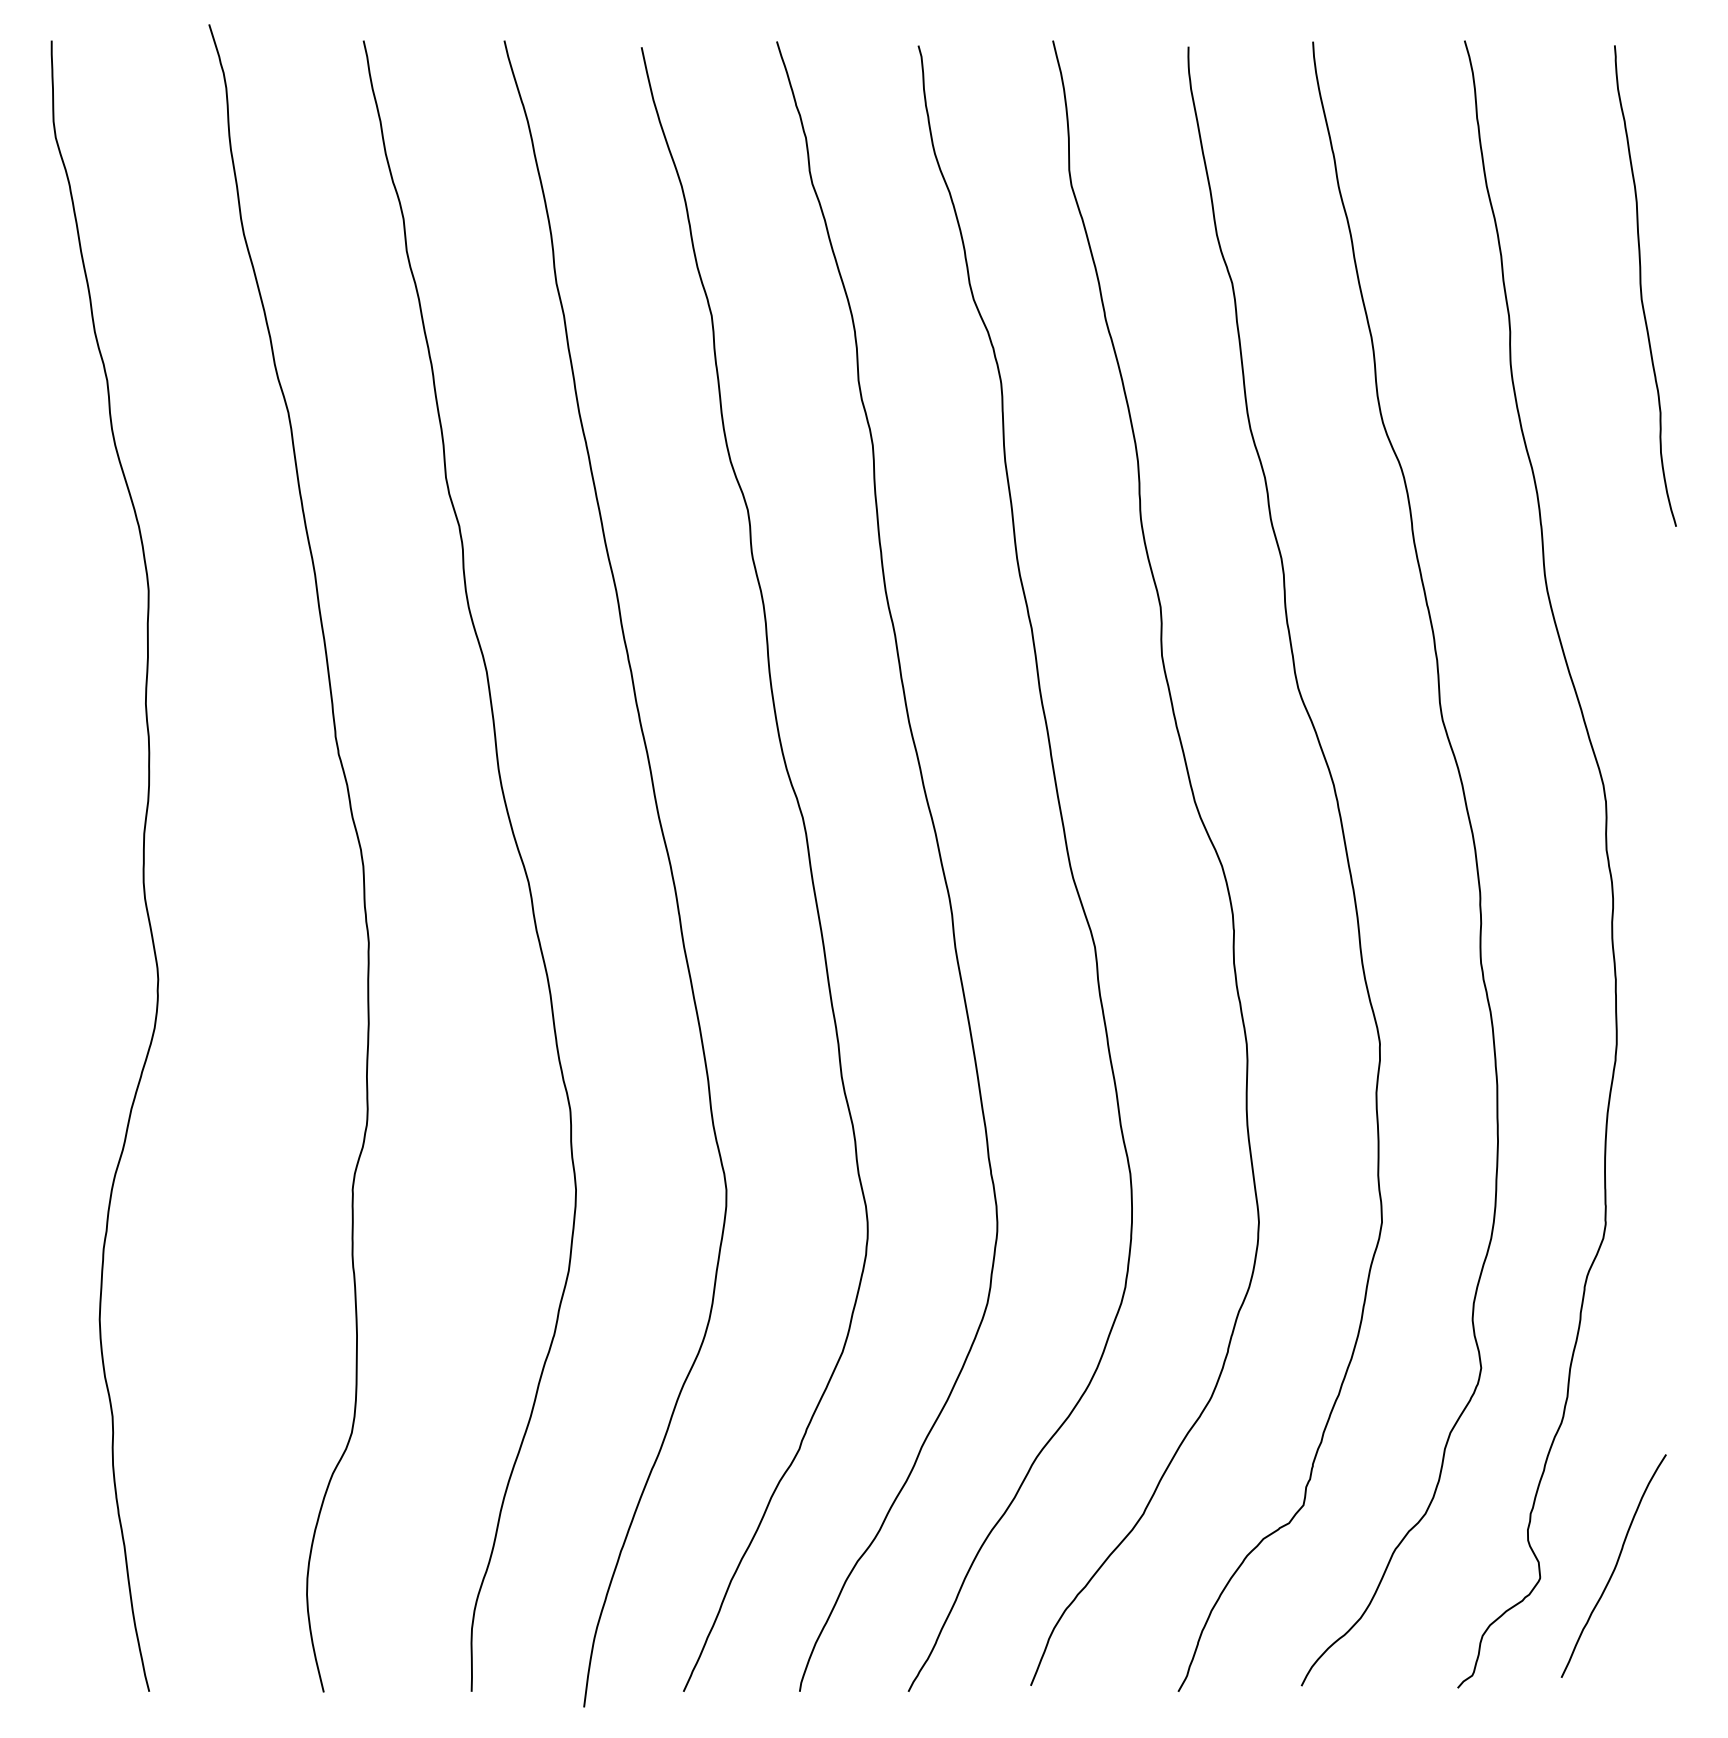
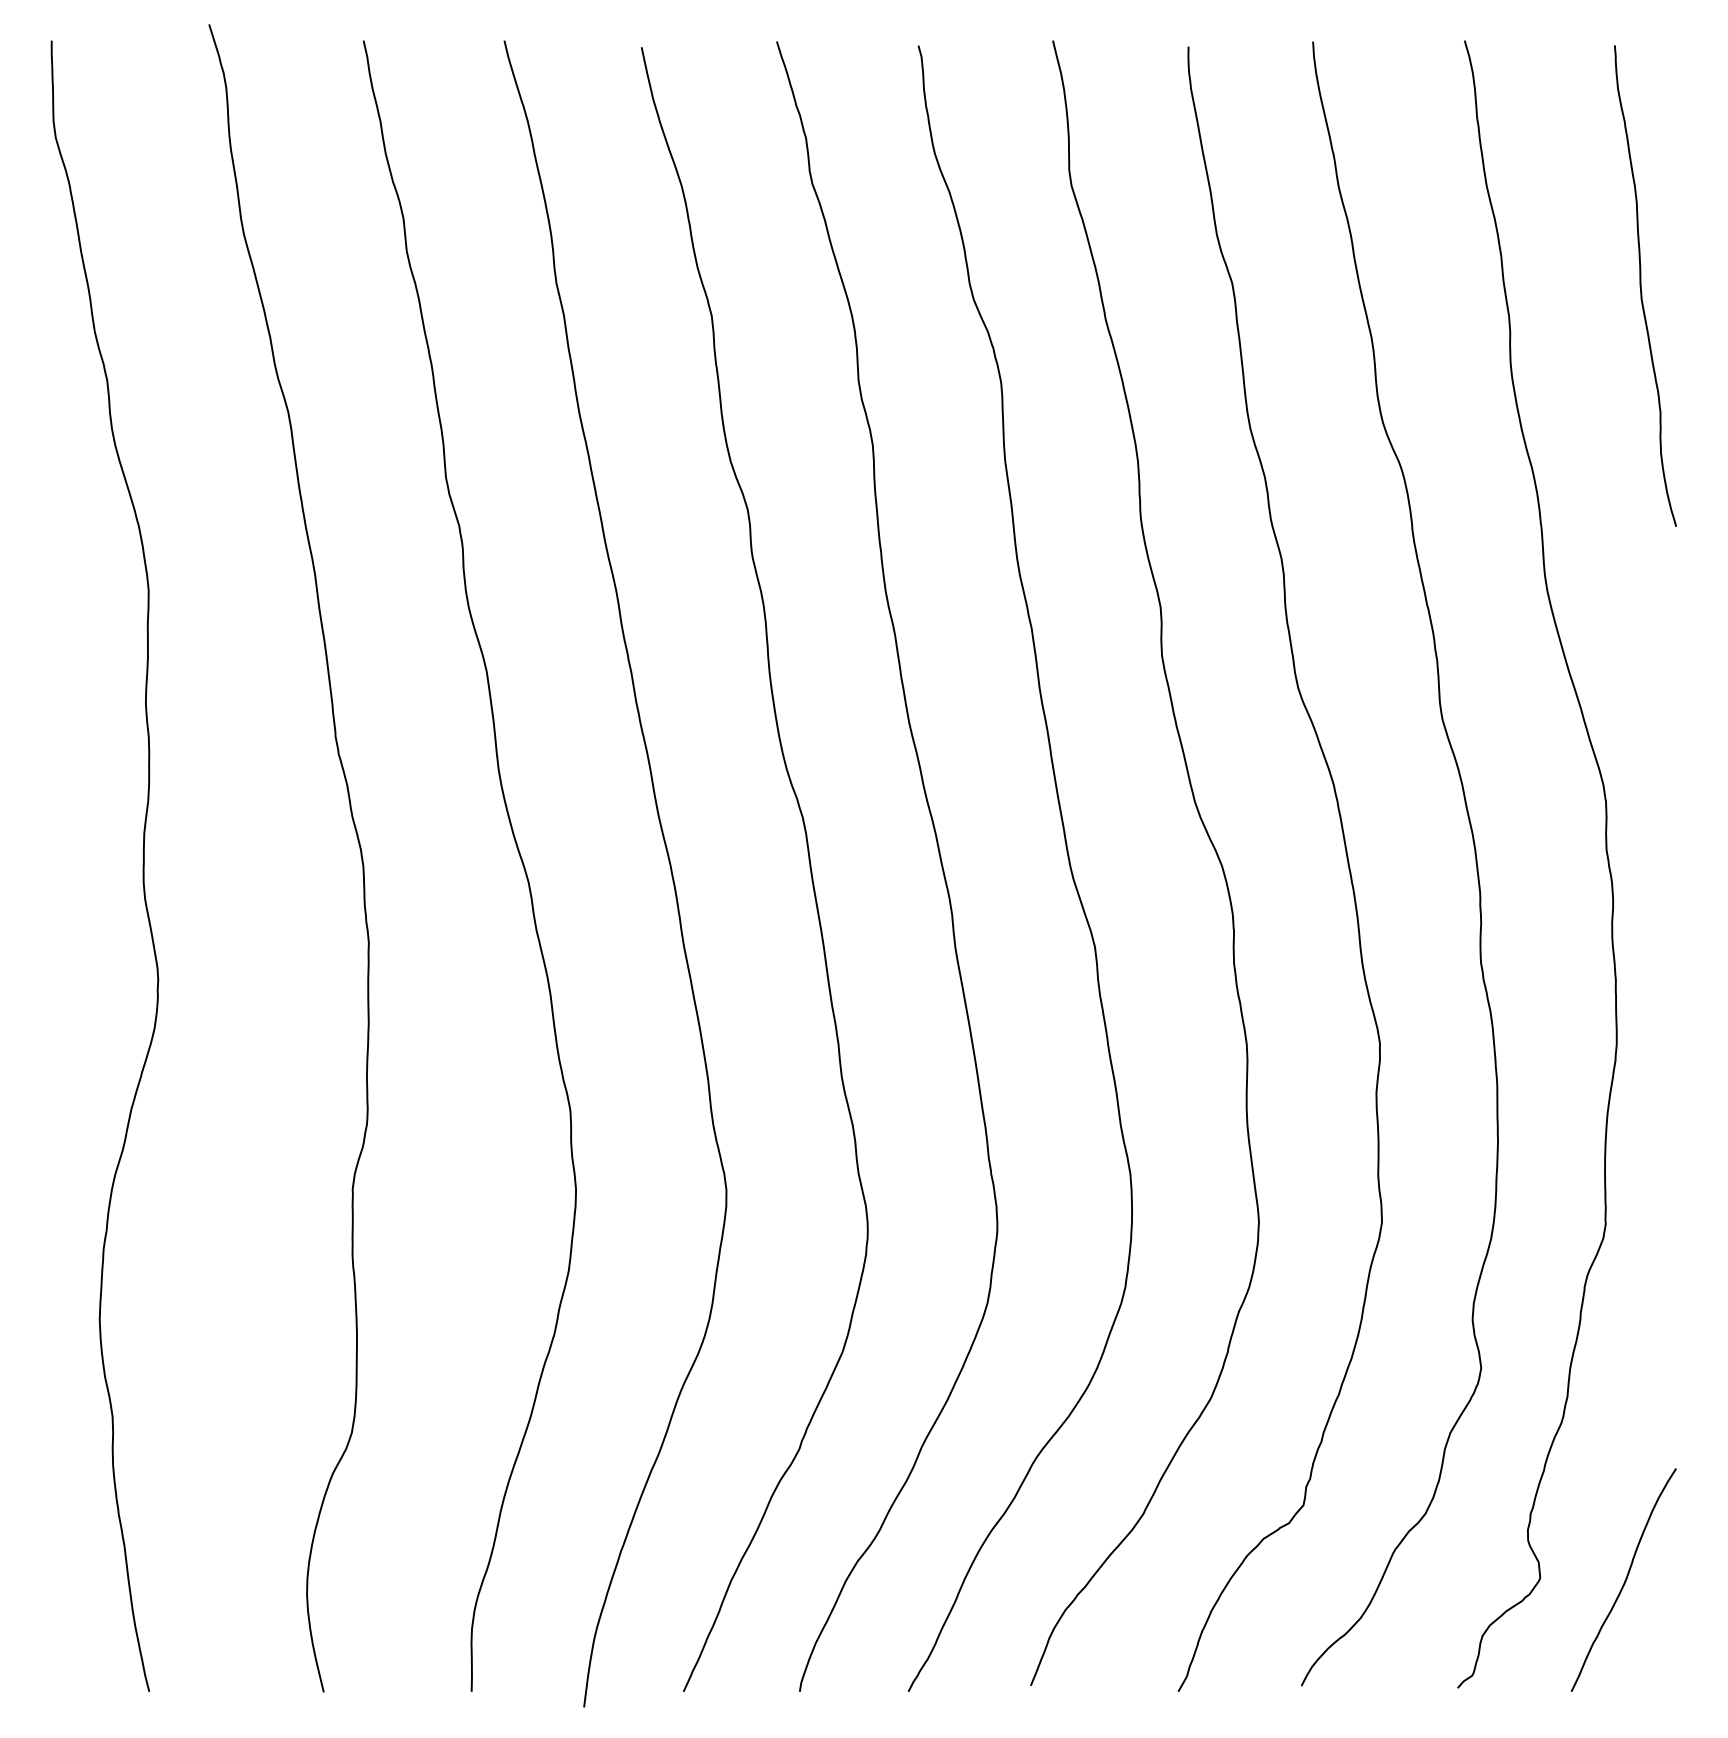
curve position: (1614, 1566) -> (1624, 1580) (1624, 1580)
